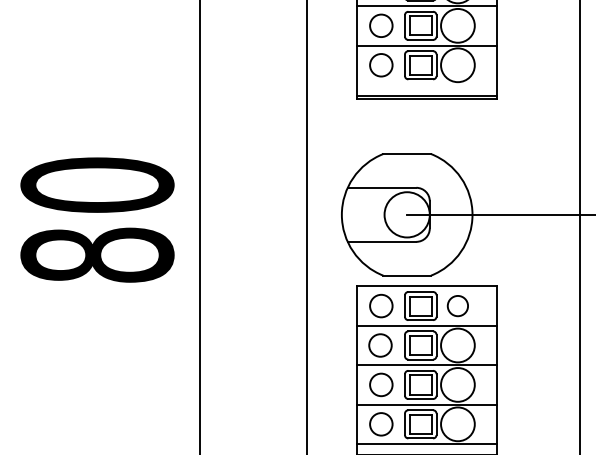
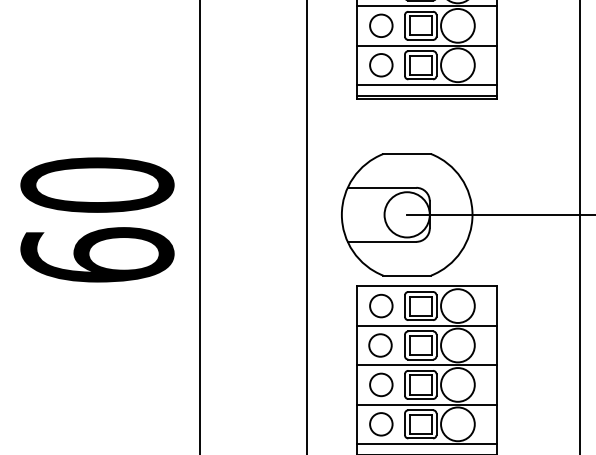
line: none -> present (426, 84)
text: 80 -> 60 (97, 254)
circle diameter: 20 px -> 34 px (457, 305)
